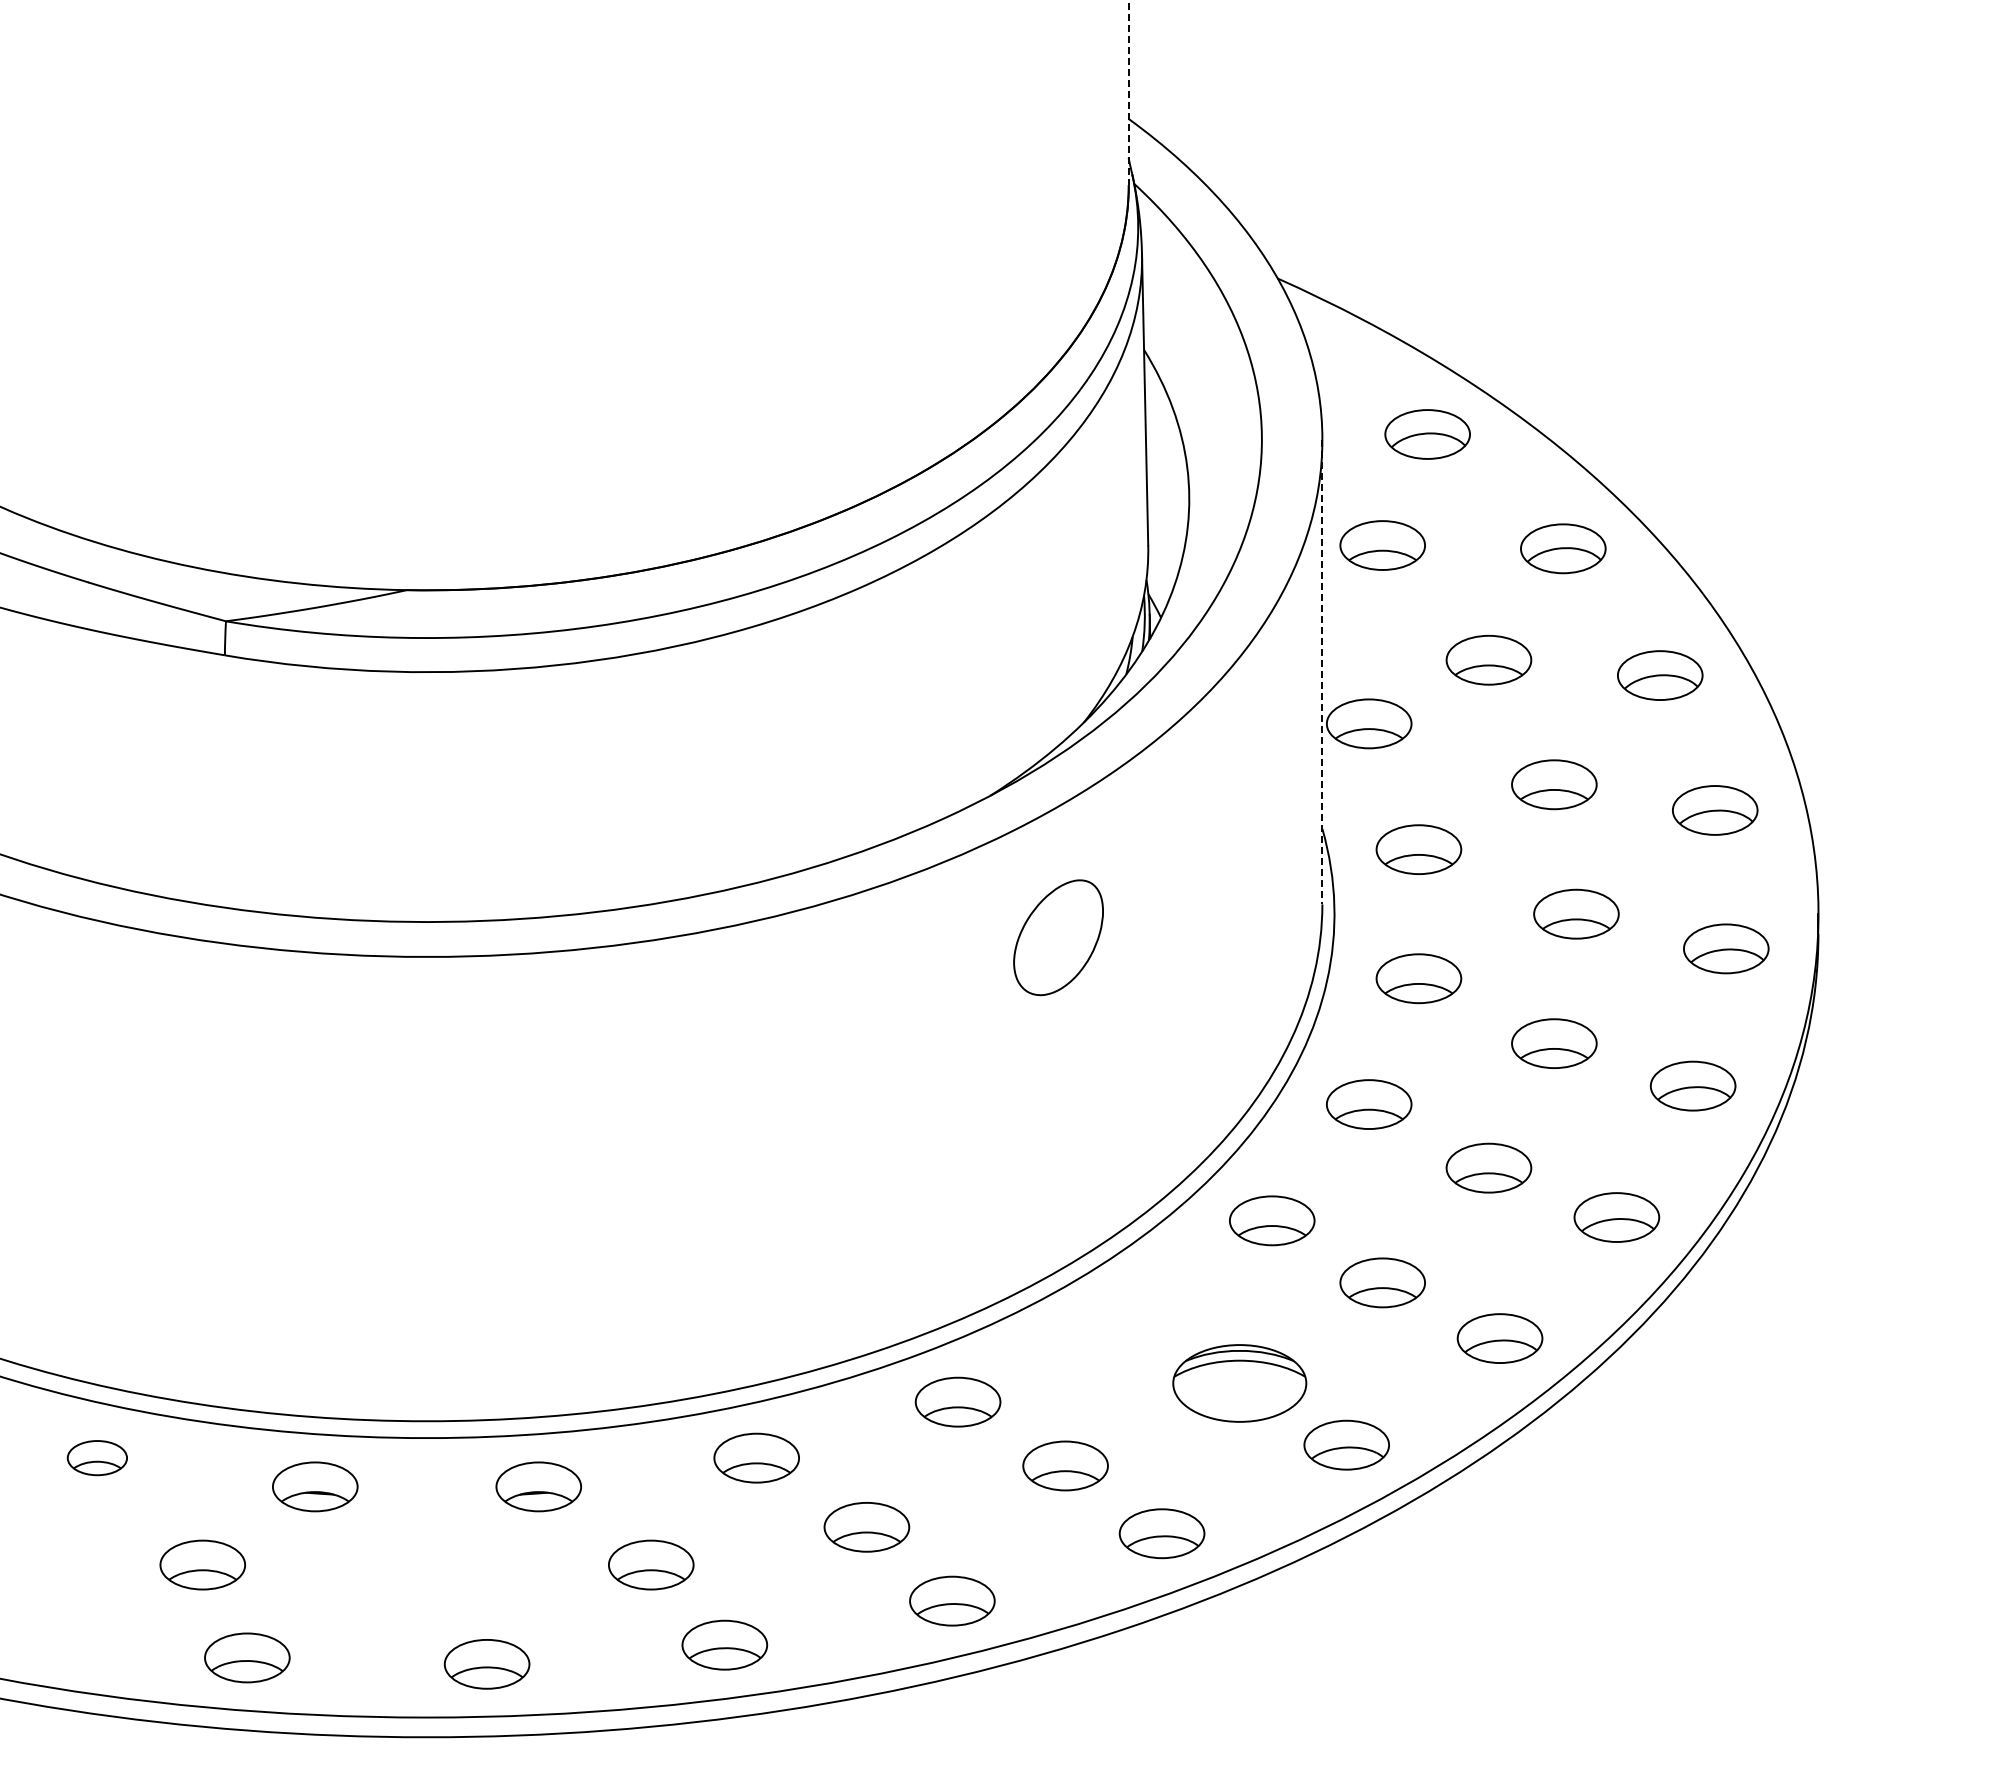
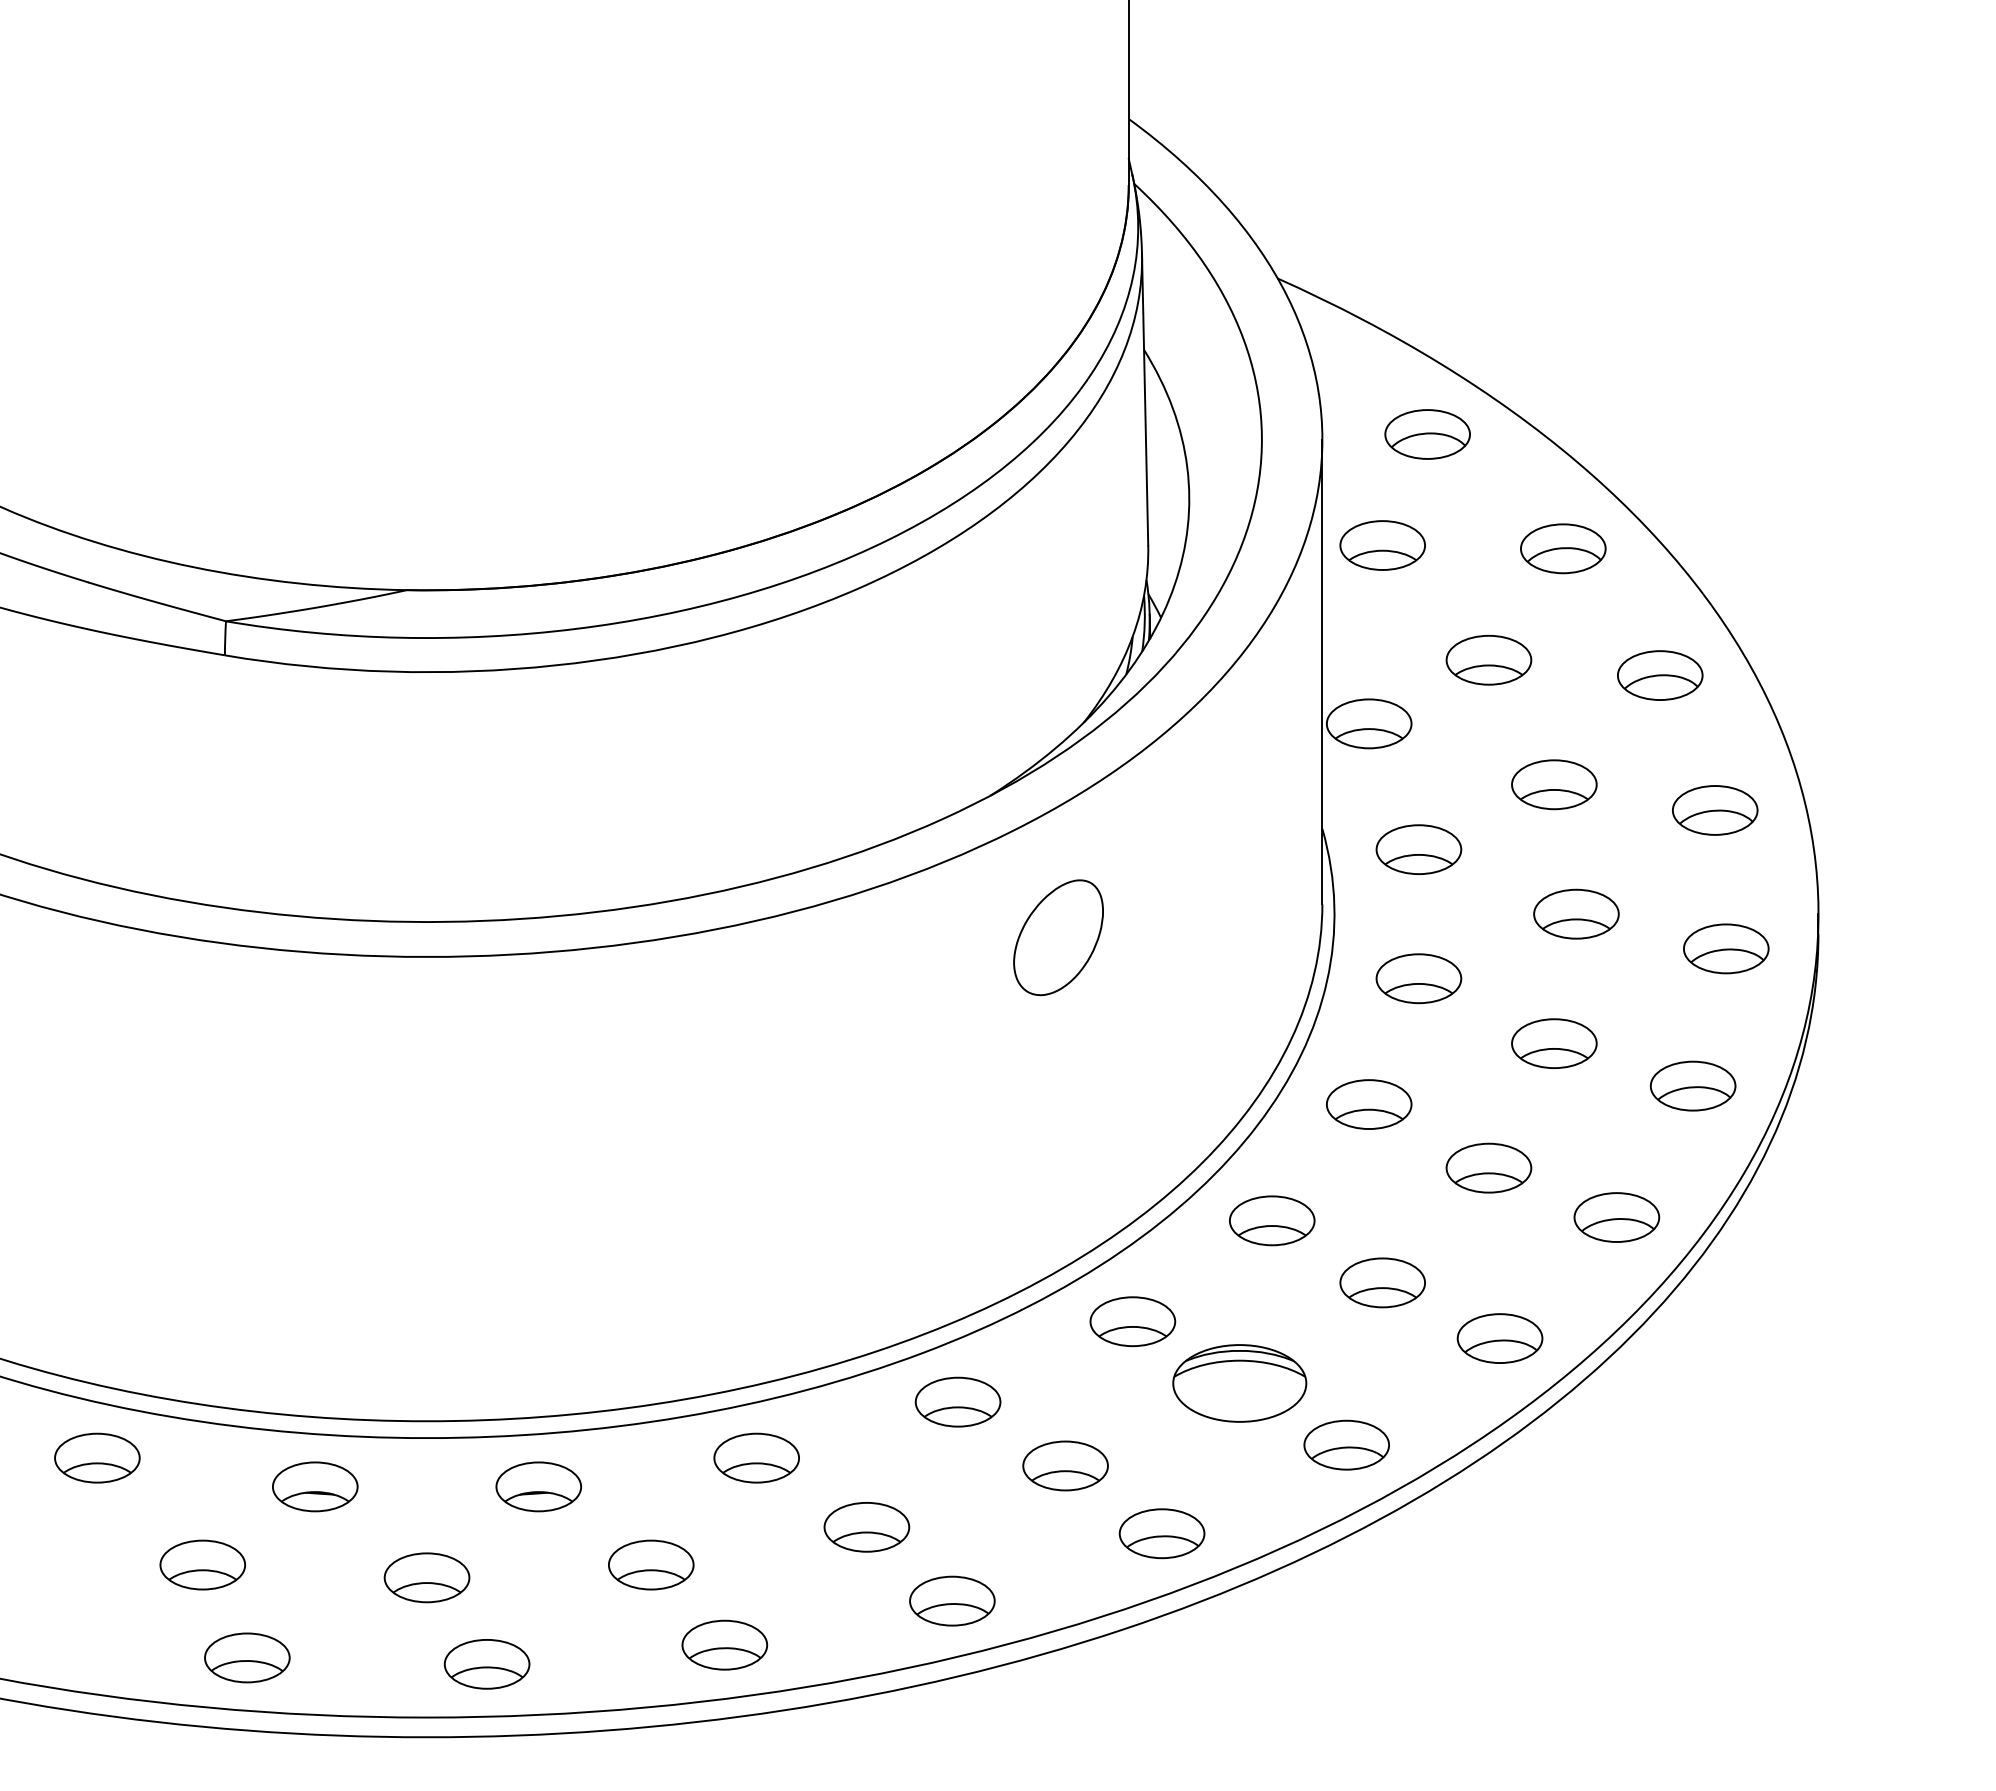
line: dashed -> solid (1128, 93)
line: dashed -> solid (1322, 672)
part: none -> present (1132, 1321)
part size: 62x37 px -> 87x52 px (97, 1457)
part: none -> present (426, 1577)
